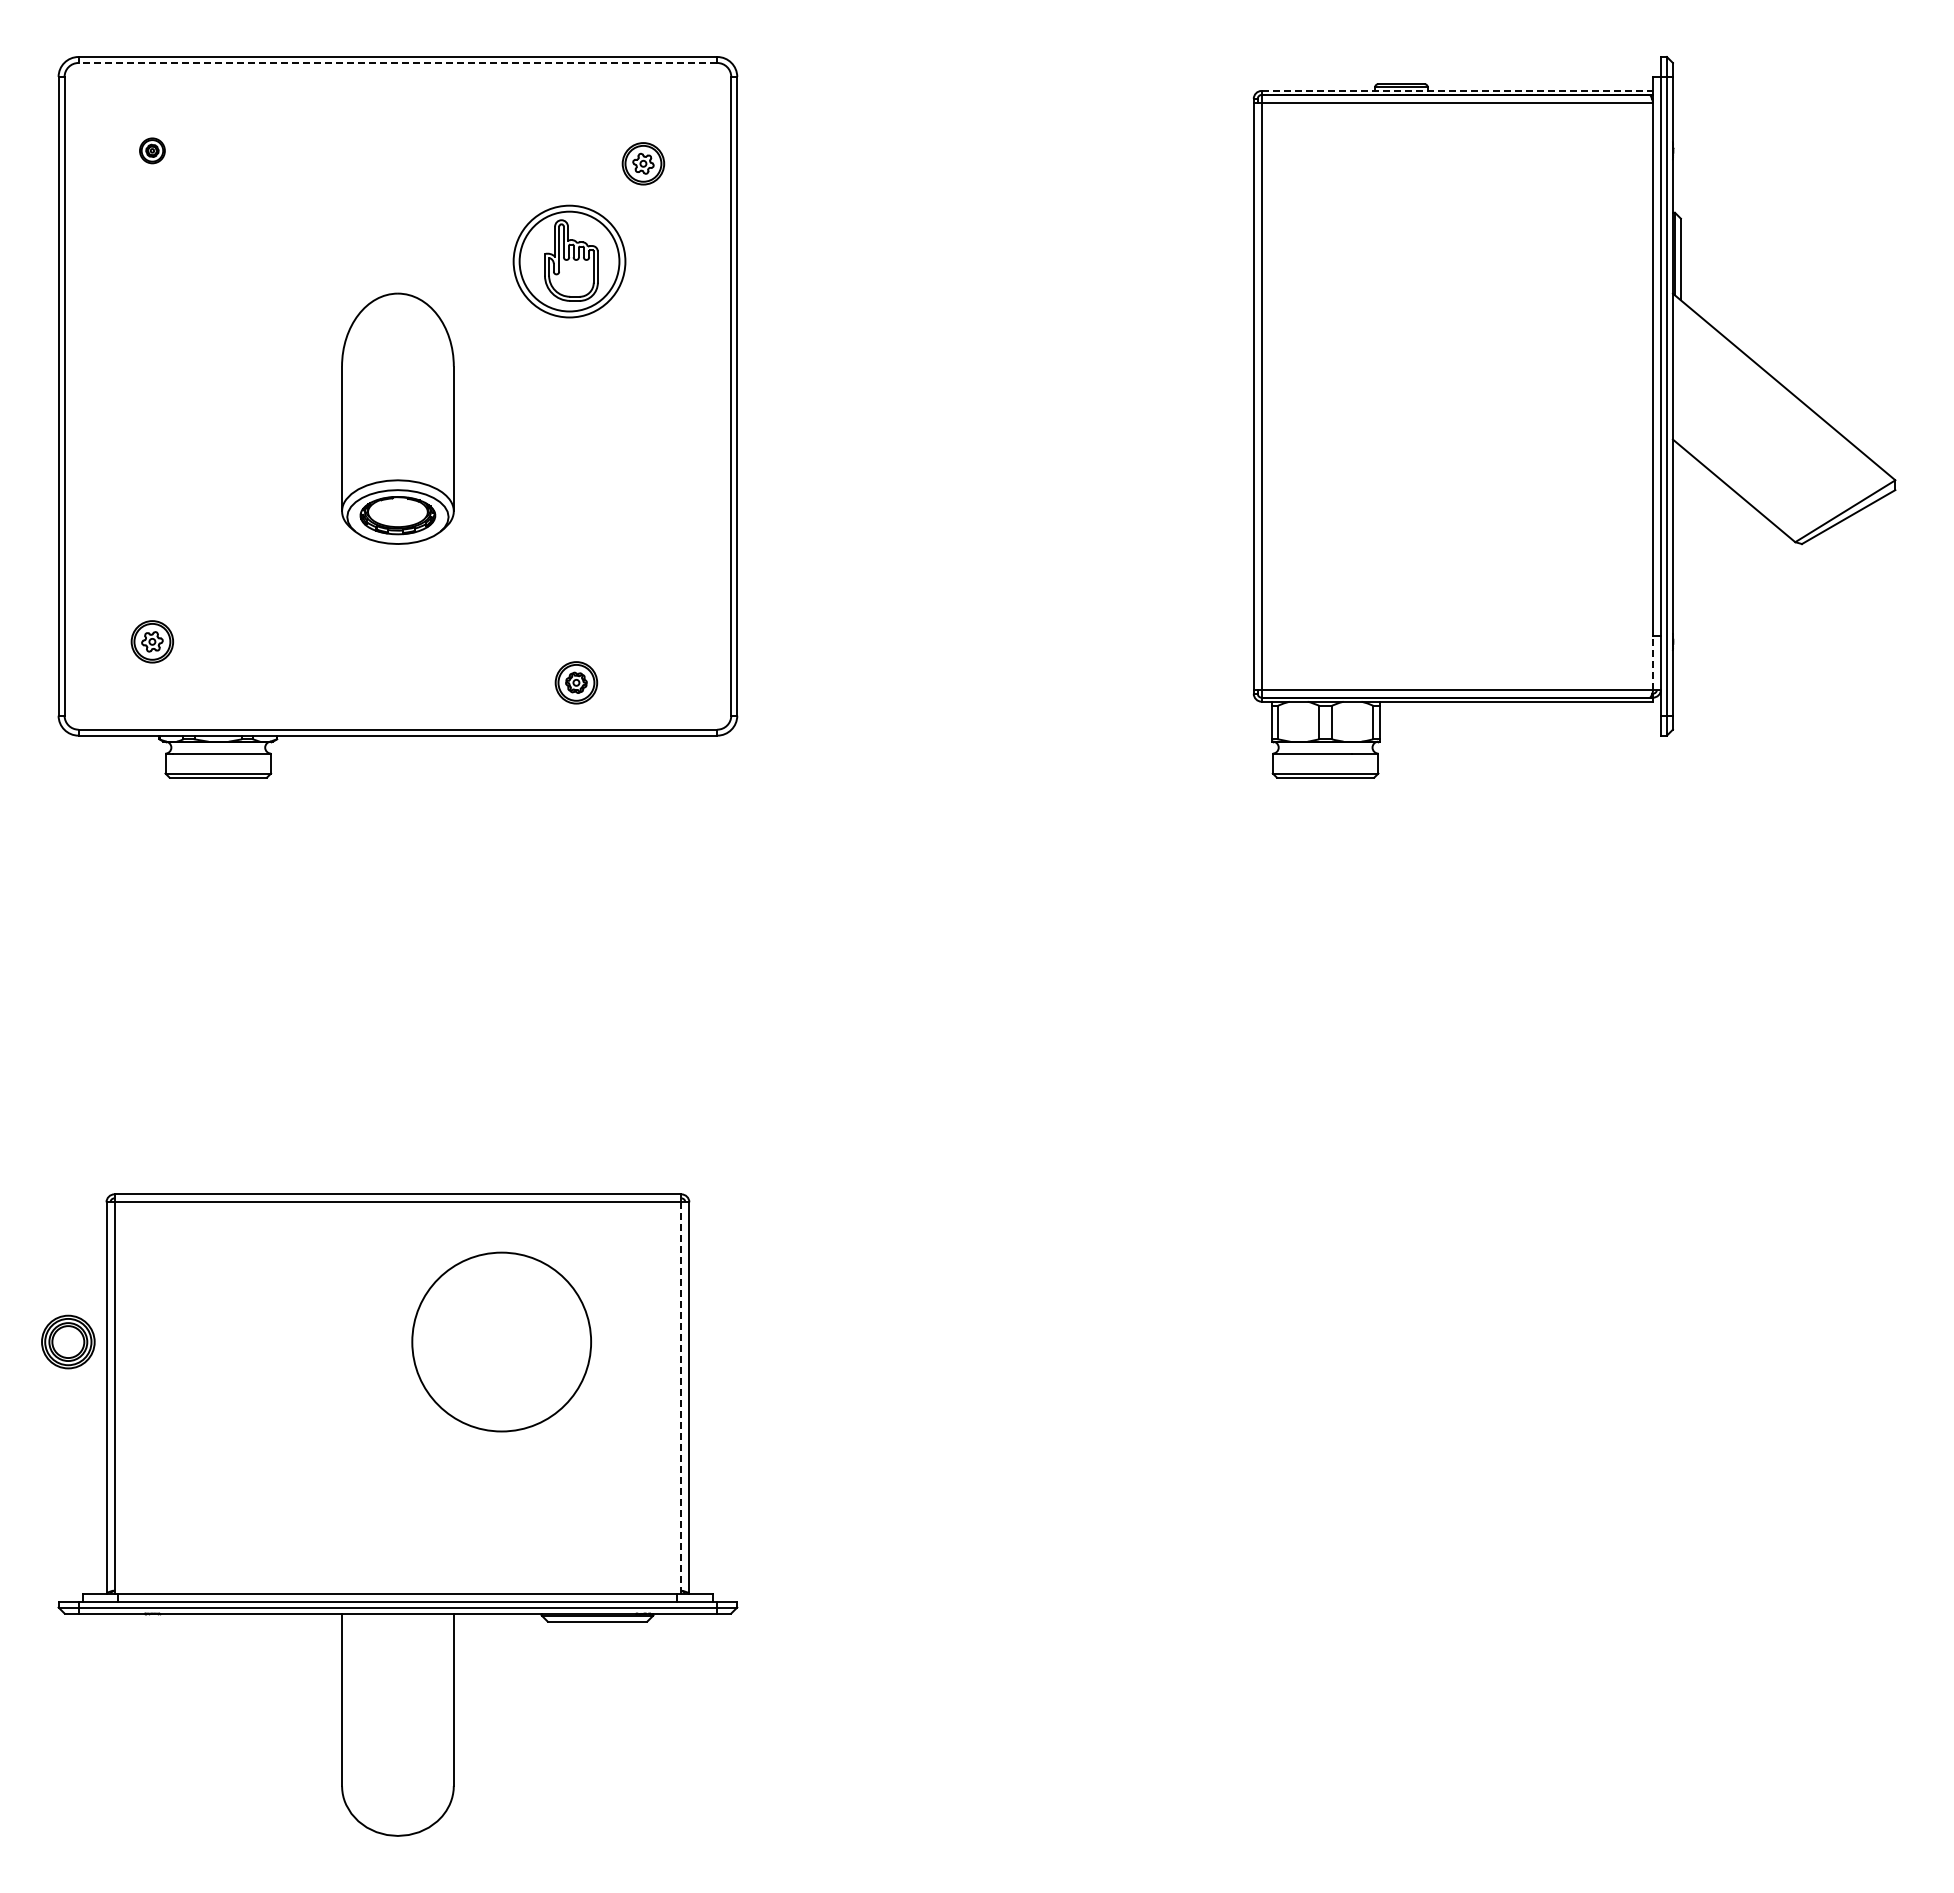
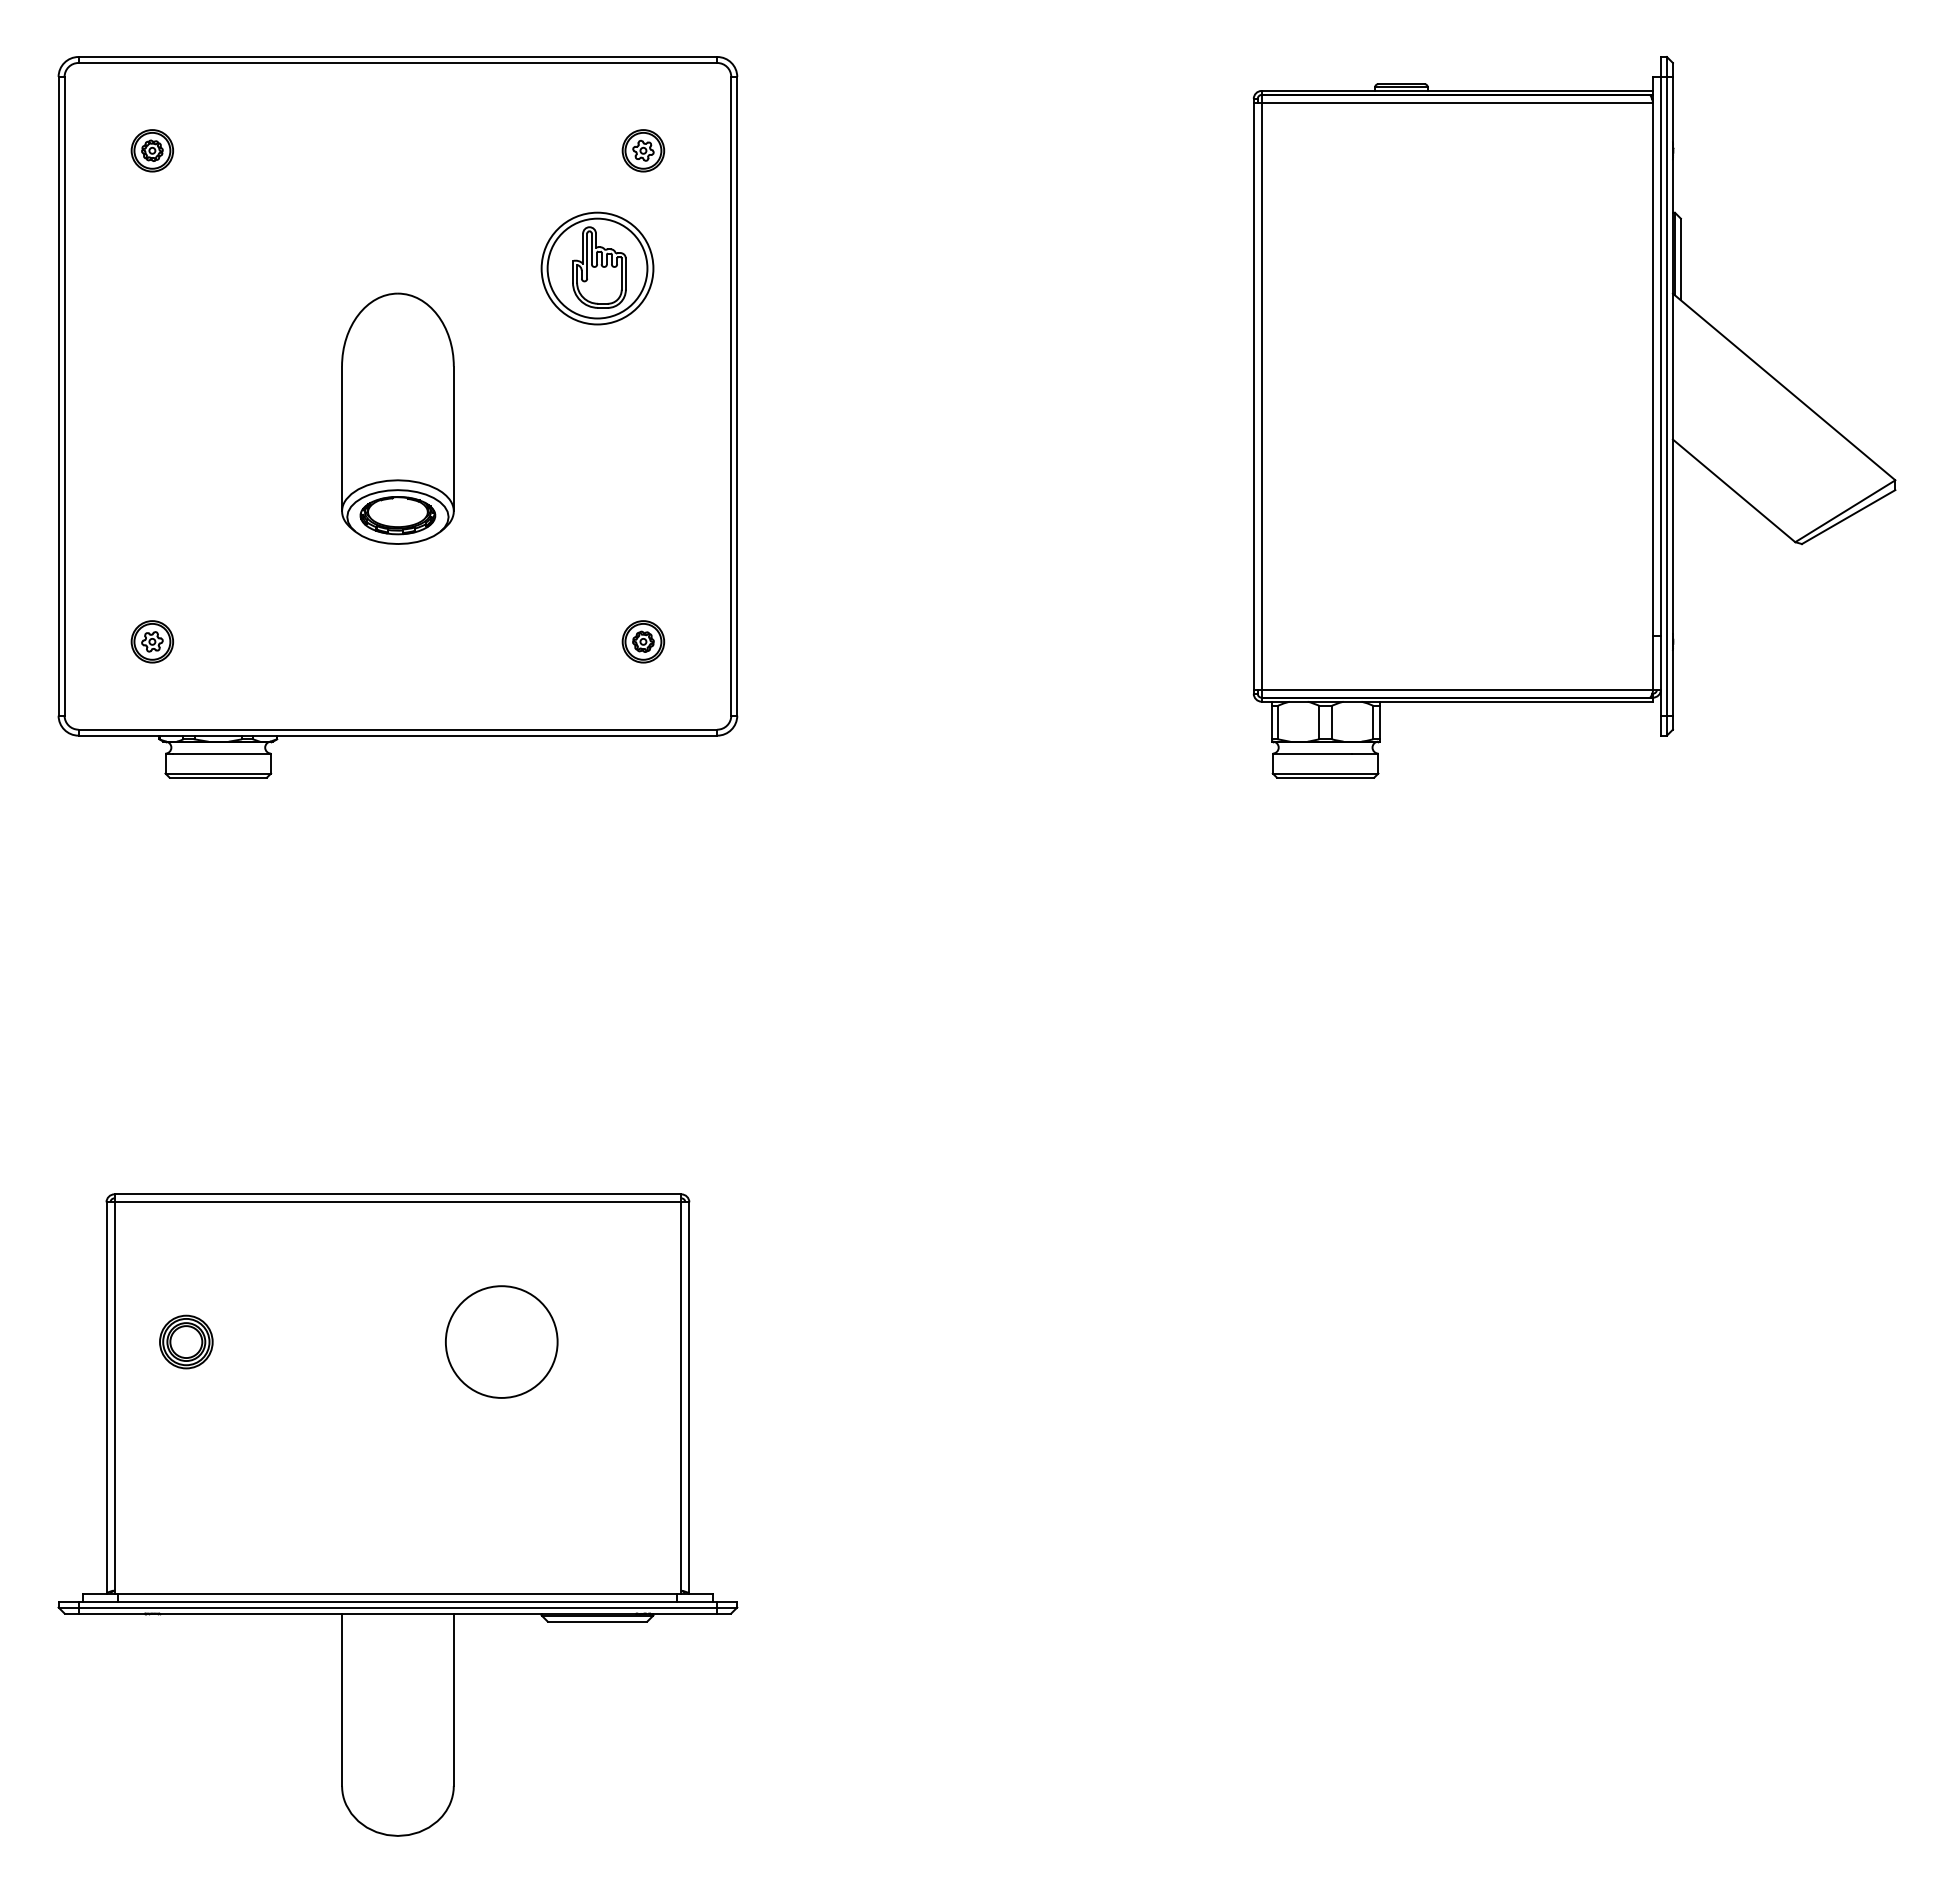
line: dashed -> solid (397, 63)
line: dashed -> solid (1457, 90)
part size: 27x28 px -> 45x44 px (152, 150)
part position: (643, 163) -> (643, 150) (643, 150)
part position: (569, 261) -> (597, 268) (597, 268)
line: dashed -> solid (1652, 662)
part position: (576, 682) -> (643, 641) (643, 641)
part position: (68, 1341) -> (186, 1341) (186, 1341)
circle diameter: 179 px -> 112 px (501, 1341)
line: dashed -> solid (681, 1397)
